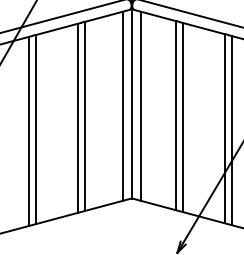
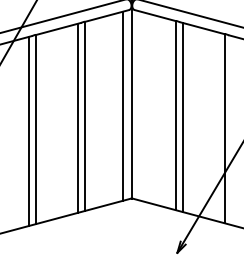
line: present -> none (140, 105)
line: present -> none (232, 130)
